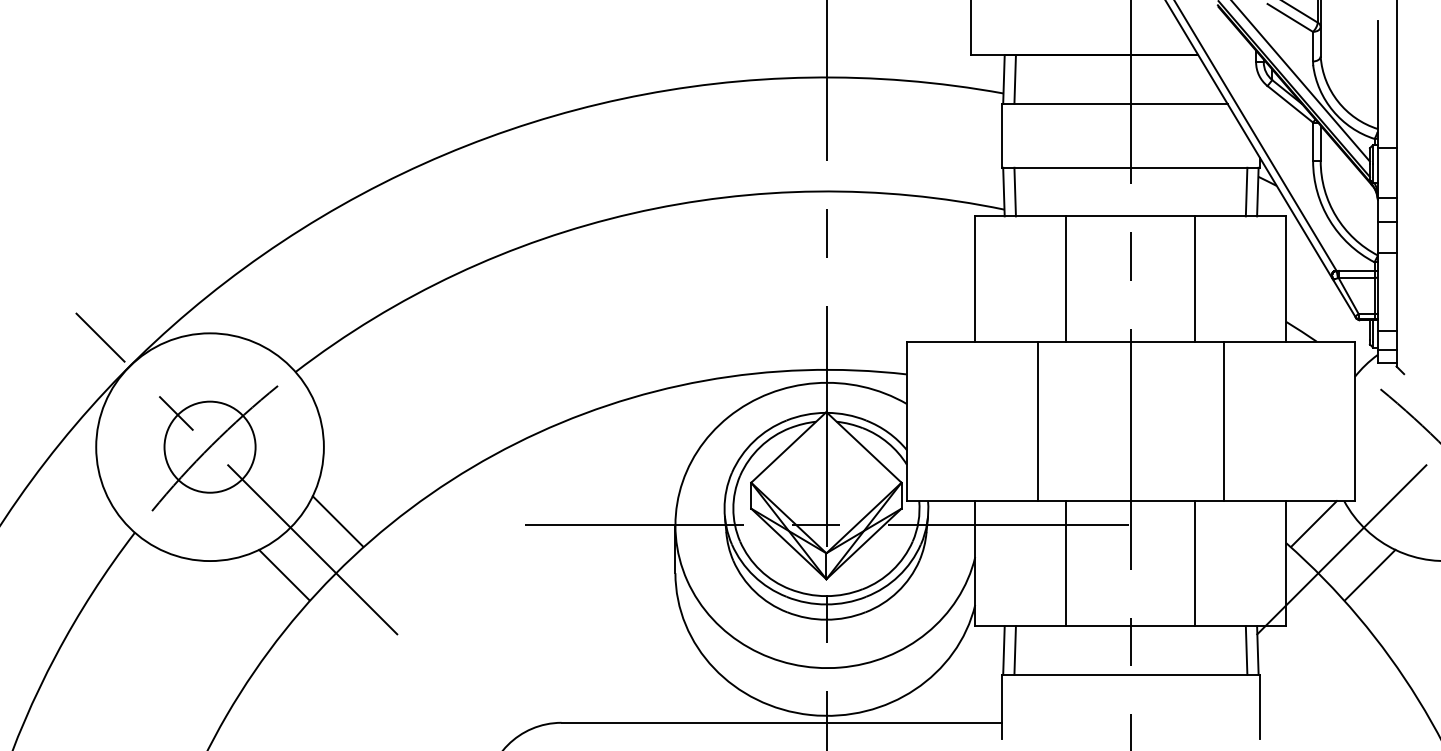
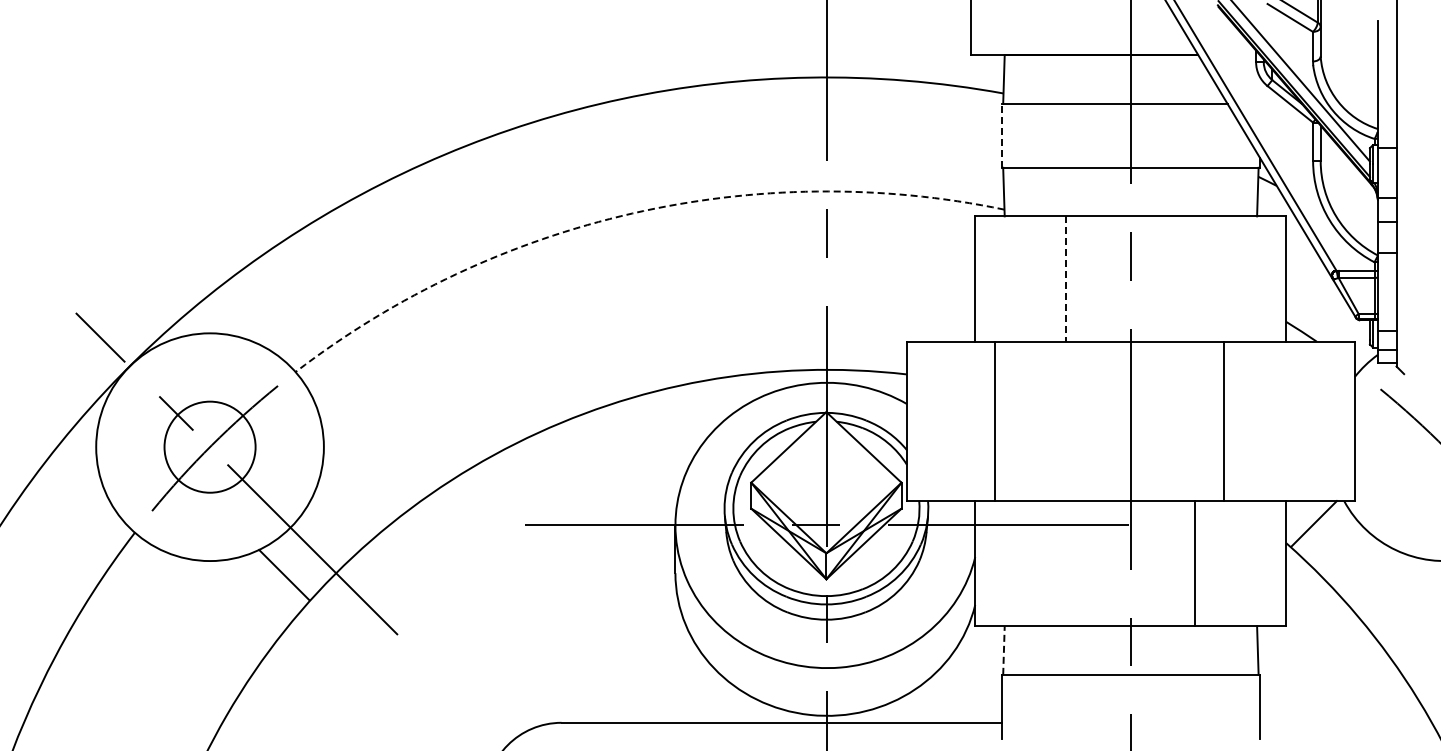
line: present -> none (1014, 79)
line: solid -> dashed (1001, 135)
line: present -> none (1014, 191)
line: present -> none (1246, 191)
arc: solid -> dashed (632, 213)
line: solid -> dashed (1066, 278)
line: present -> none (1195, 278)
line position: (1038, 421) -> (995, 421) (995, 421)
line: present -> none (337, 521)
line: present -> none (1346, 543)
line: present -> none (1066, 563)
line: present -> none (1370, 574)
line: solid -> dashed (1003, 650)
line: present -> none (1014, 650)
line: present -> none (1246, 650)
